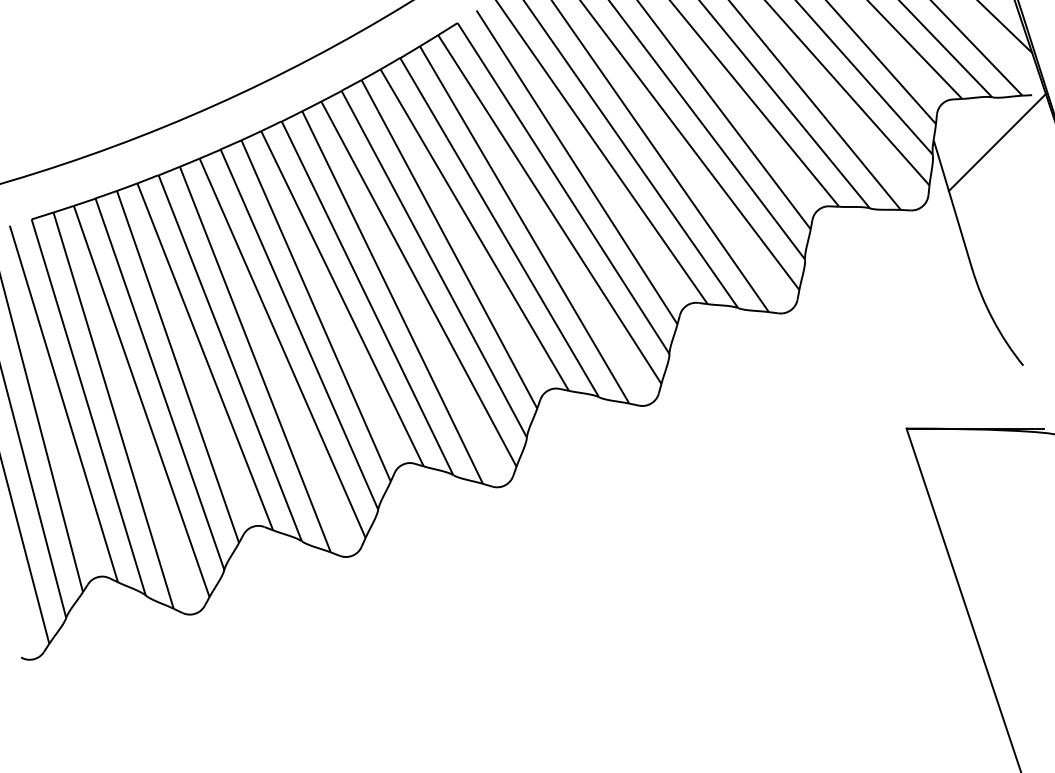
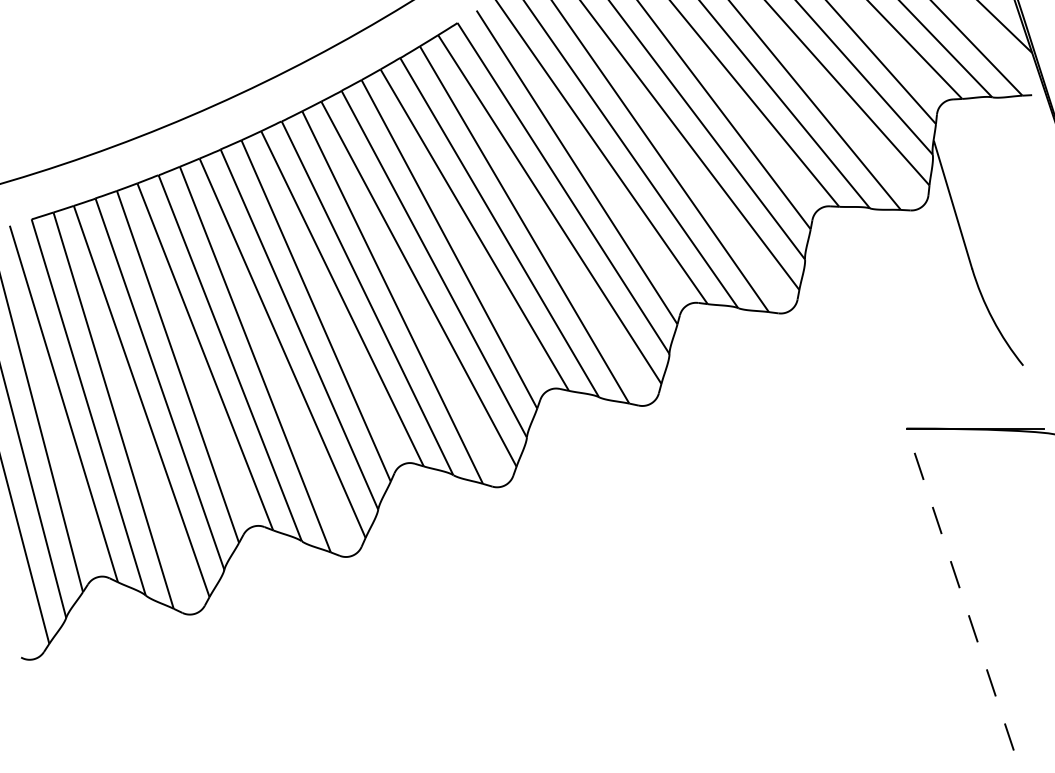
line: present -> none (996, 142)
line: solid -> dashed (963, 600)
